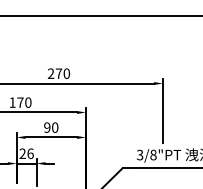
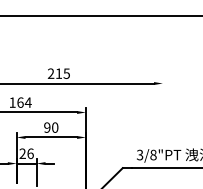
text: 270 -> 215 (62, 73)
text: 170 -> 164 (24, 102)
line: present -> none (162, 110)
